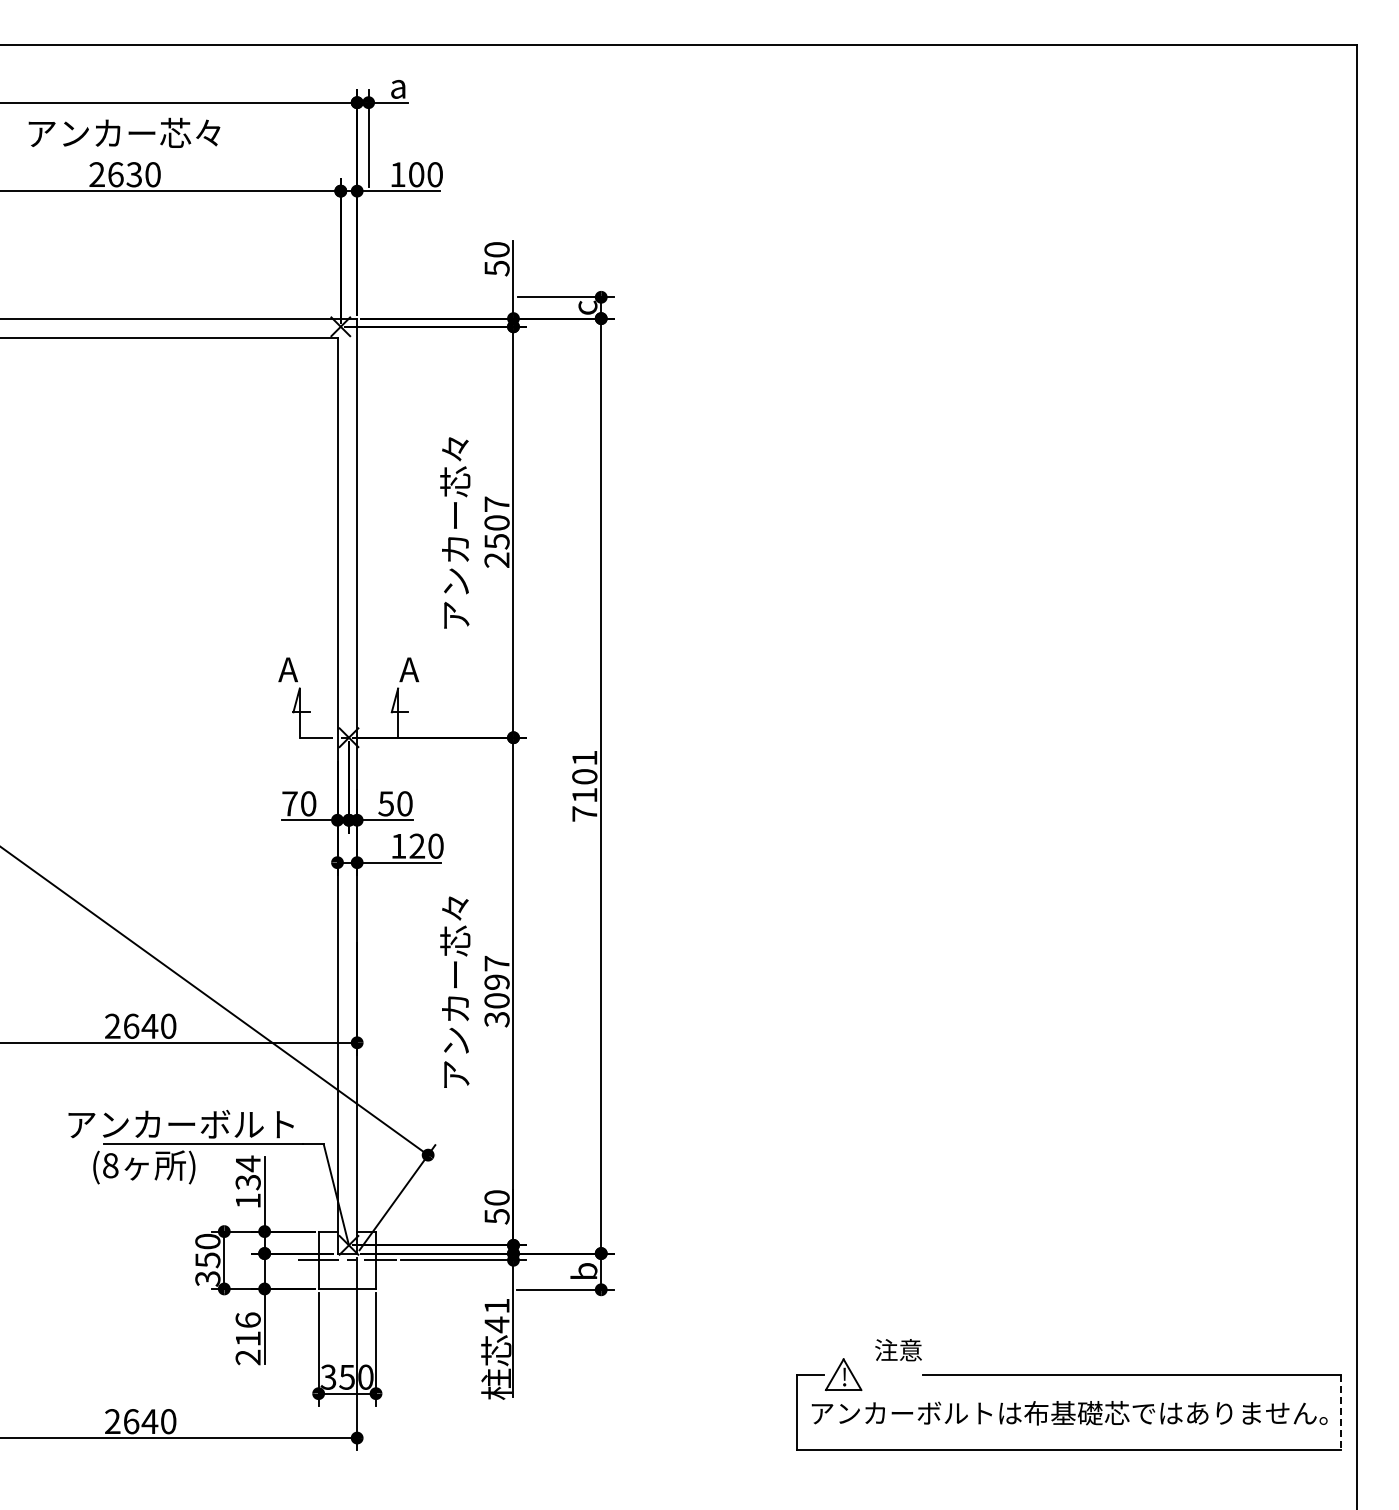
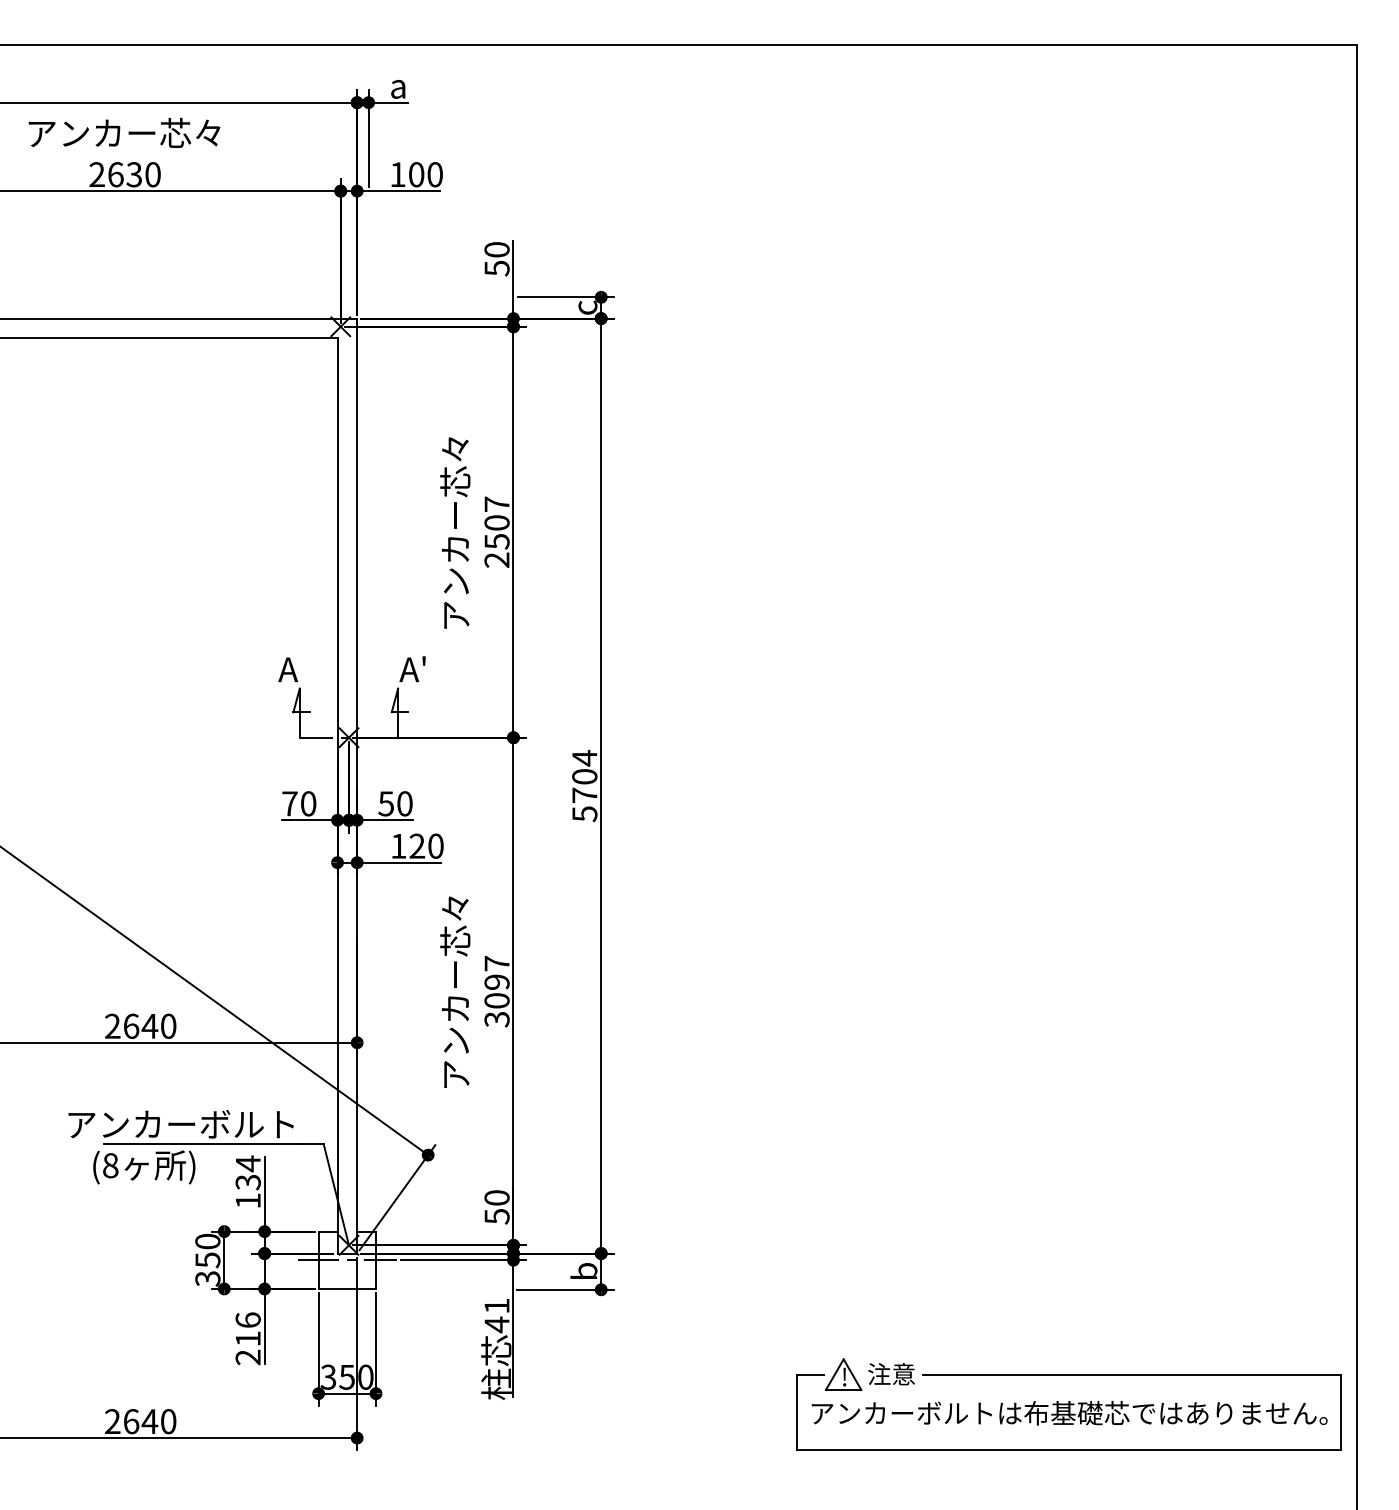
text: A -> A' (423, 660)
text: 7101 -> 5704 (584, 785)
text position: (898, 1350) -> (891, 1374) (891, 1374)
line: dashed -> solid (1341, 1412)
